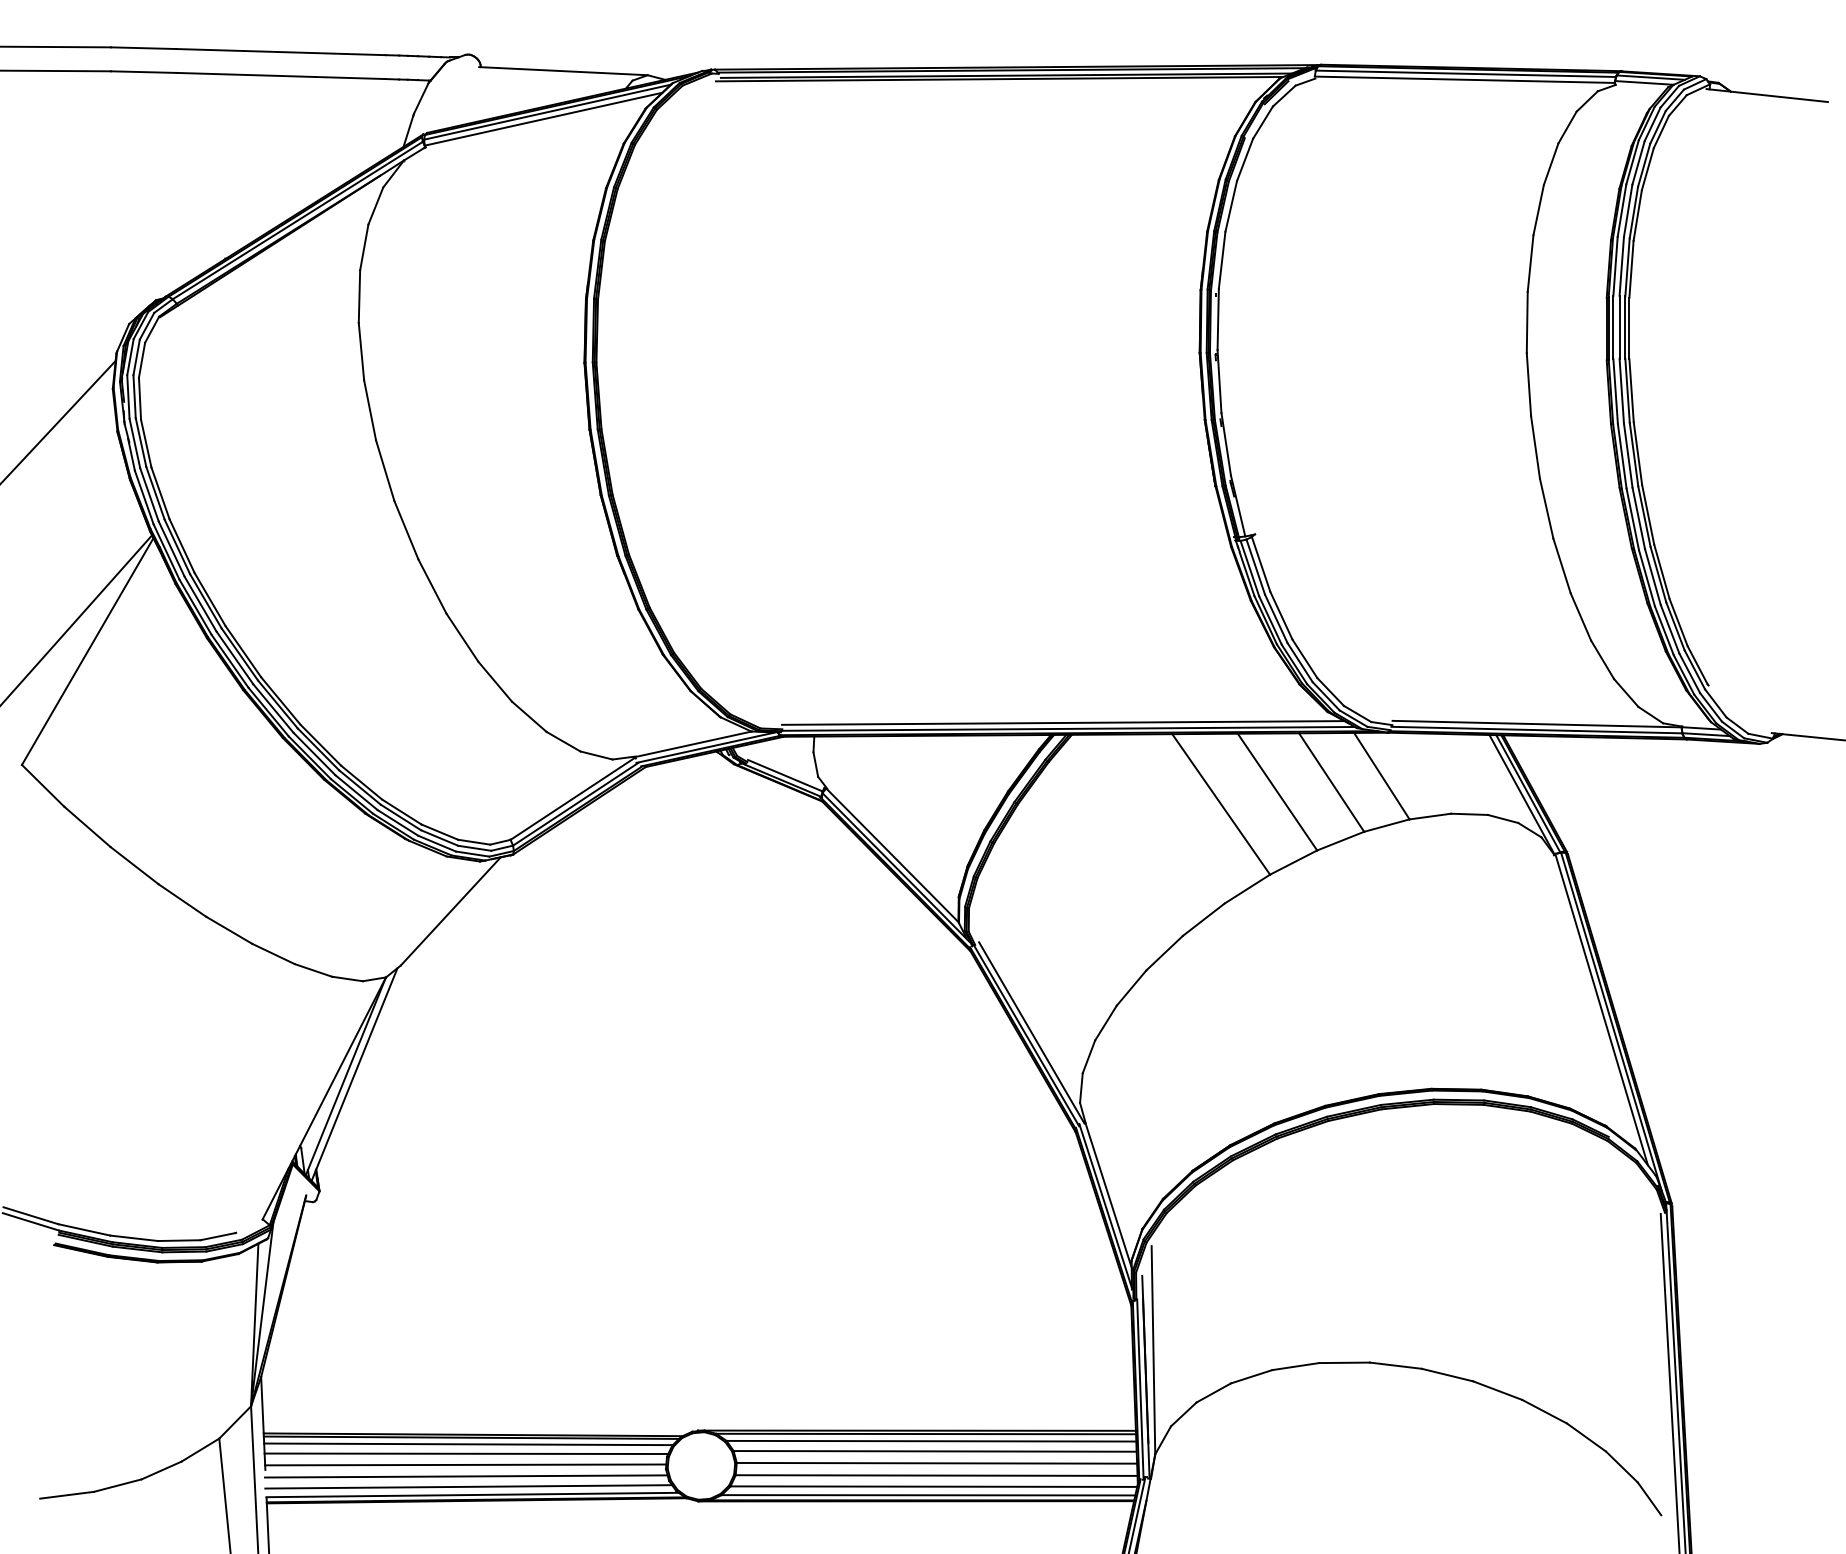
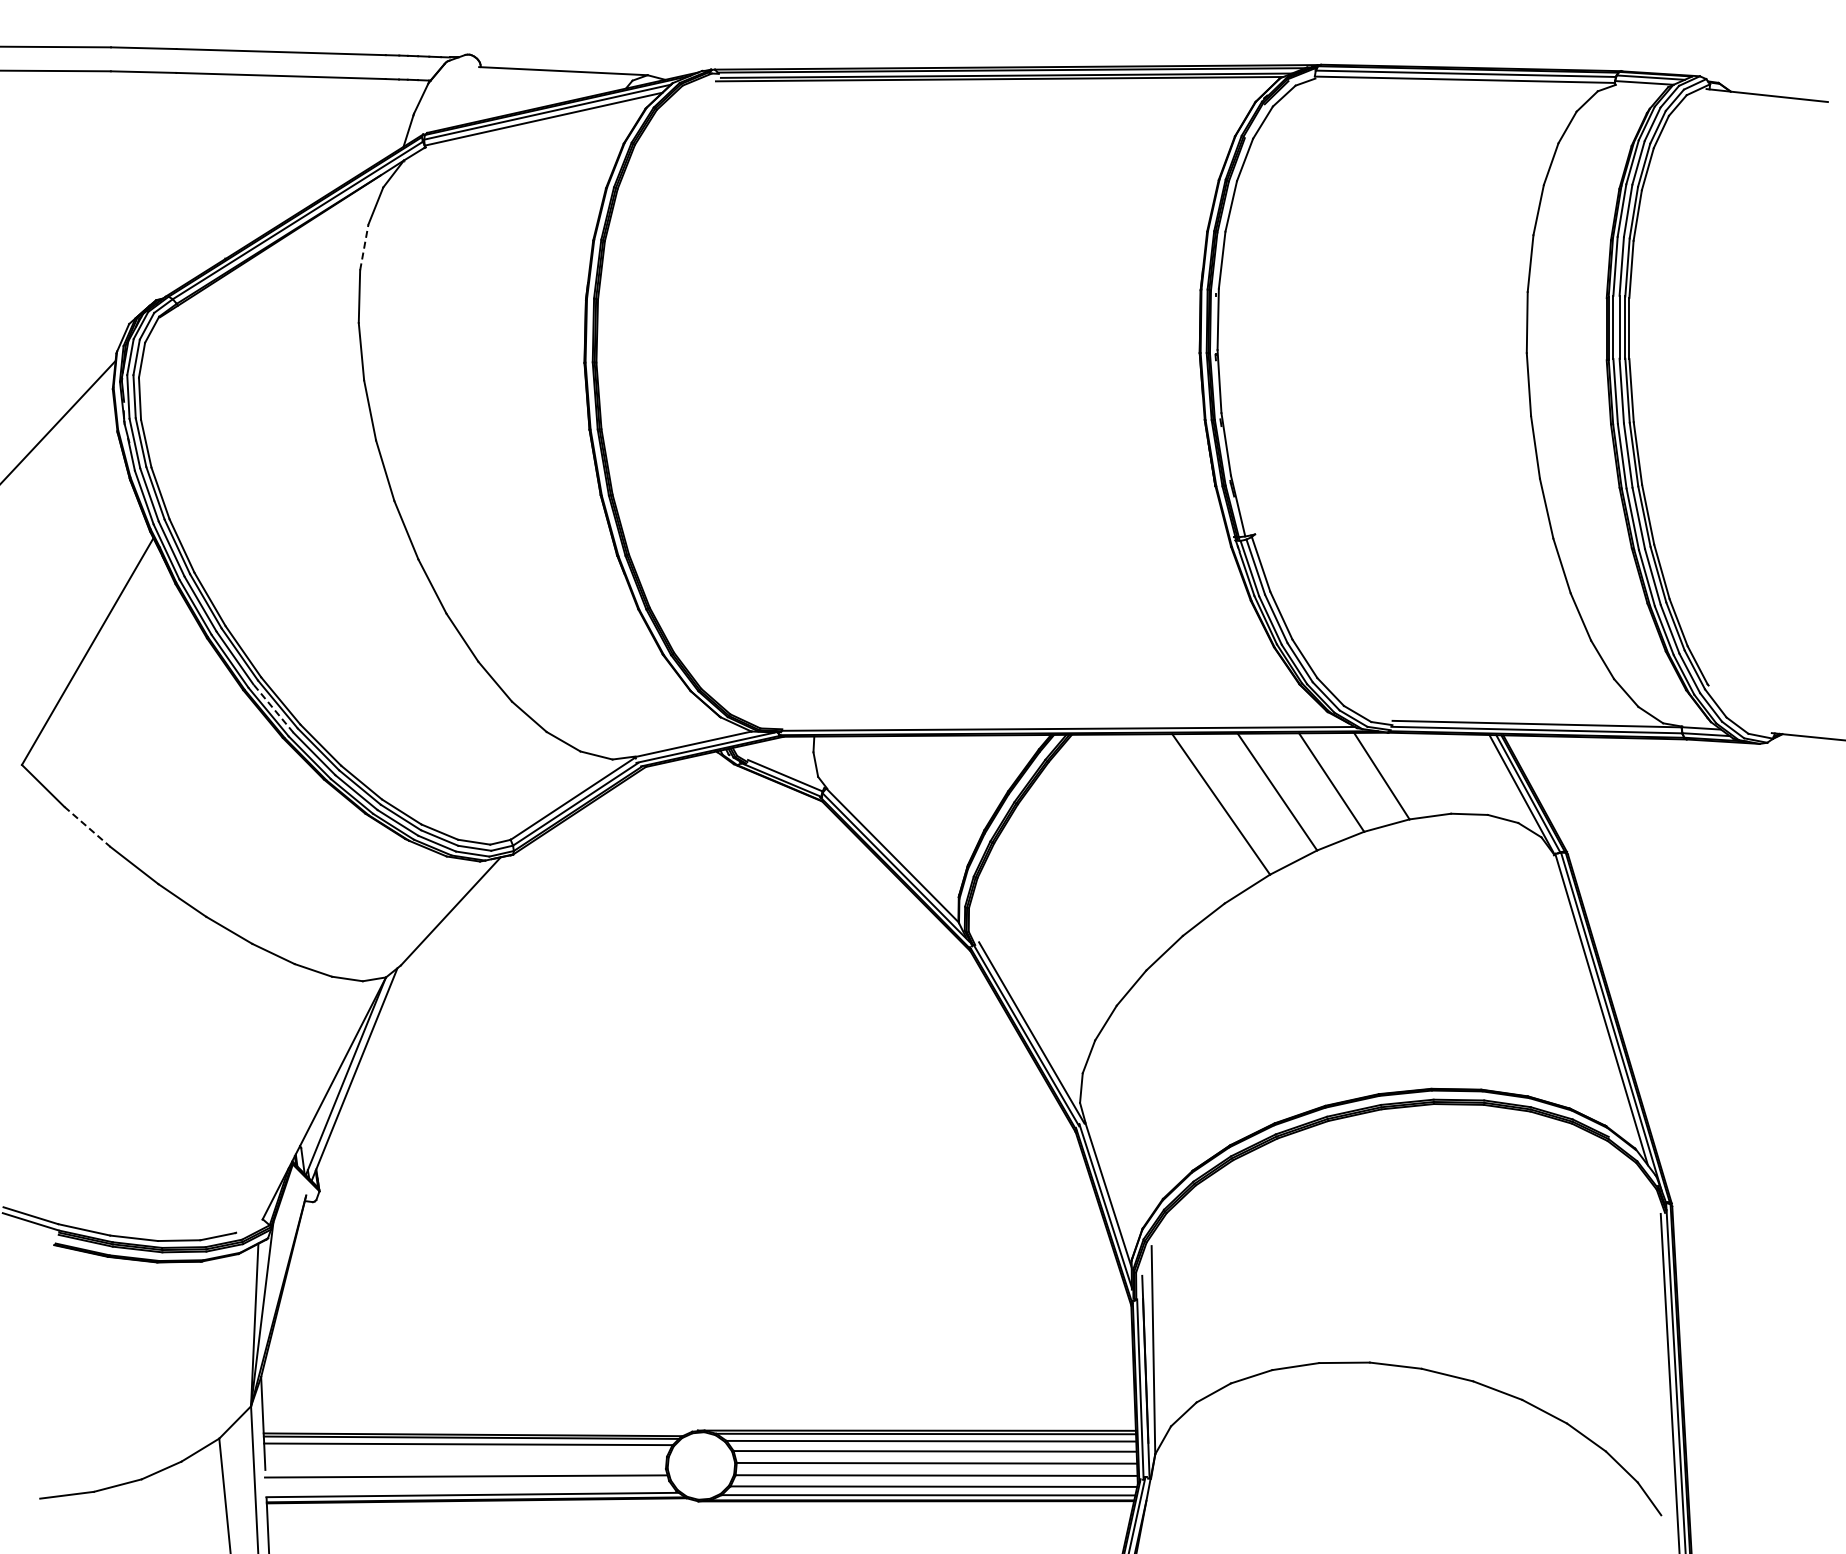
line: solid -> dashed (364, 246)
line: present -> none (77, 619)
line: solid -> dashed (273, 708)
line: present -> none (1063, 722)
line: solid -> dashed (87, 826)
line: present -> none (466, 1453)
line: present -> none (465, 1464)
line: present -> none (468, 1486)
